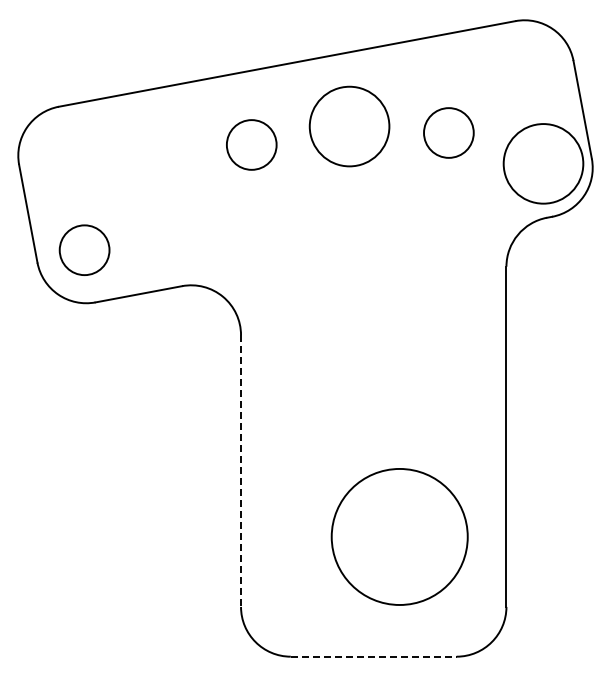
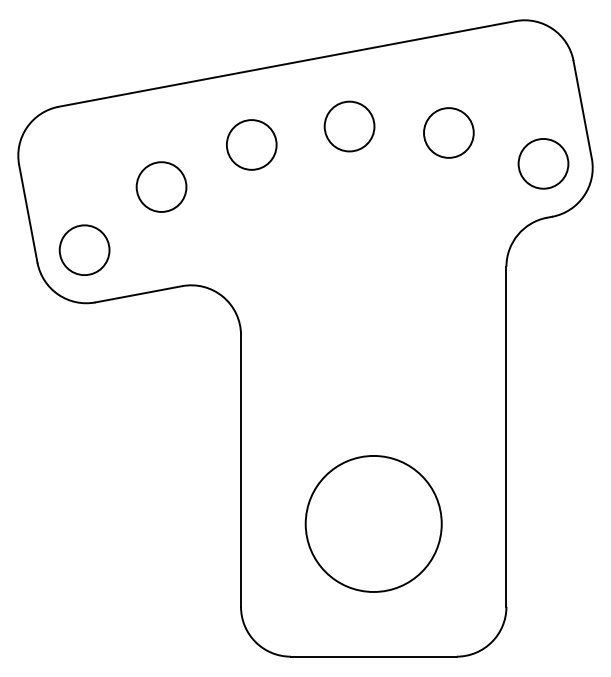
circle diameter: 80 px -> 50 px (349, 126)
circle diameter: 80 px -> 50 px (543, 163)
circle: none -> present (161, 186)
line: dashed -> solid (241, 471)
circle position: (399, 536) -> (373, 523) (373, 523)
line: dashed -> solid (373, 656)
